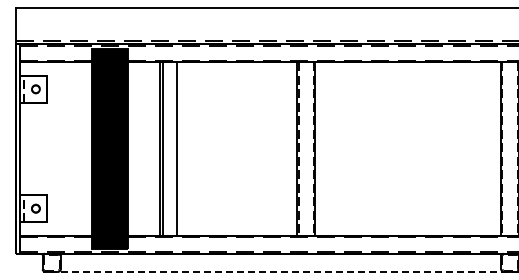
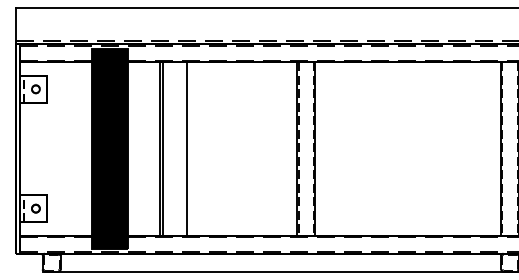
line position: (177, 148) -> (187, 148) (187, 148)
line: dashed -> solid (280, 271)
